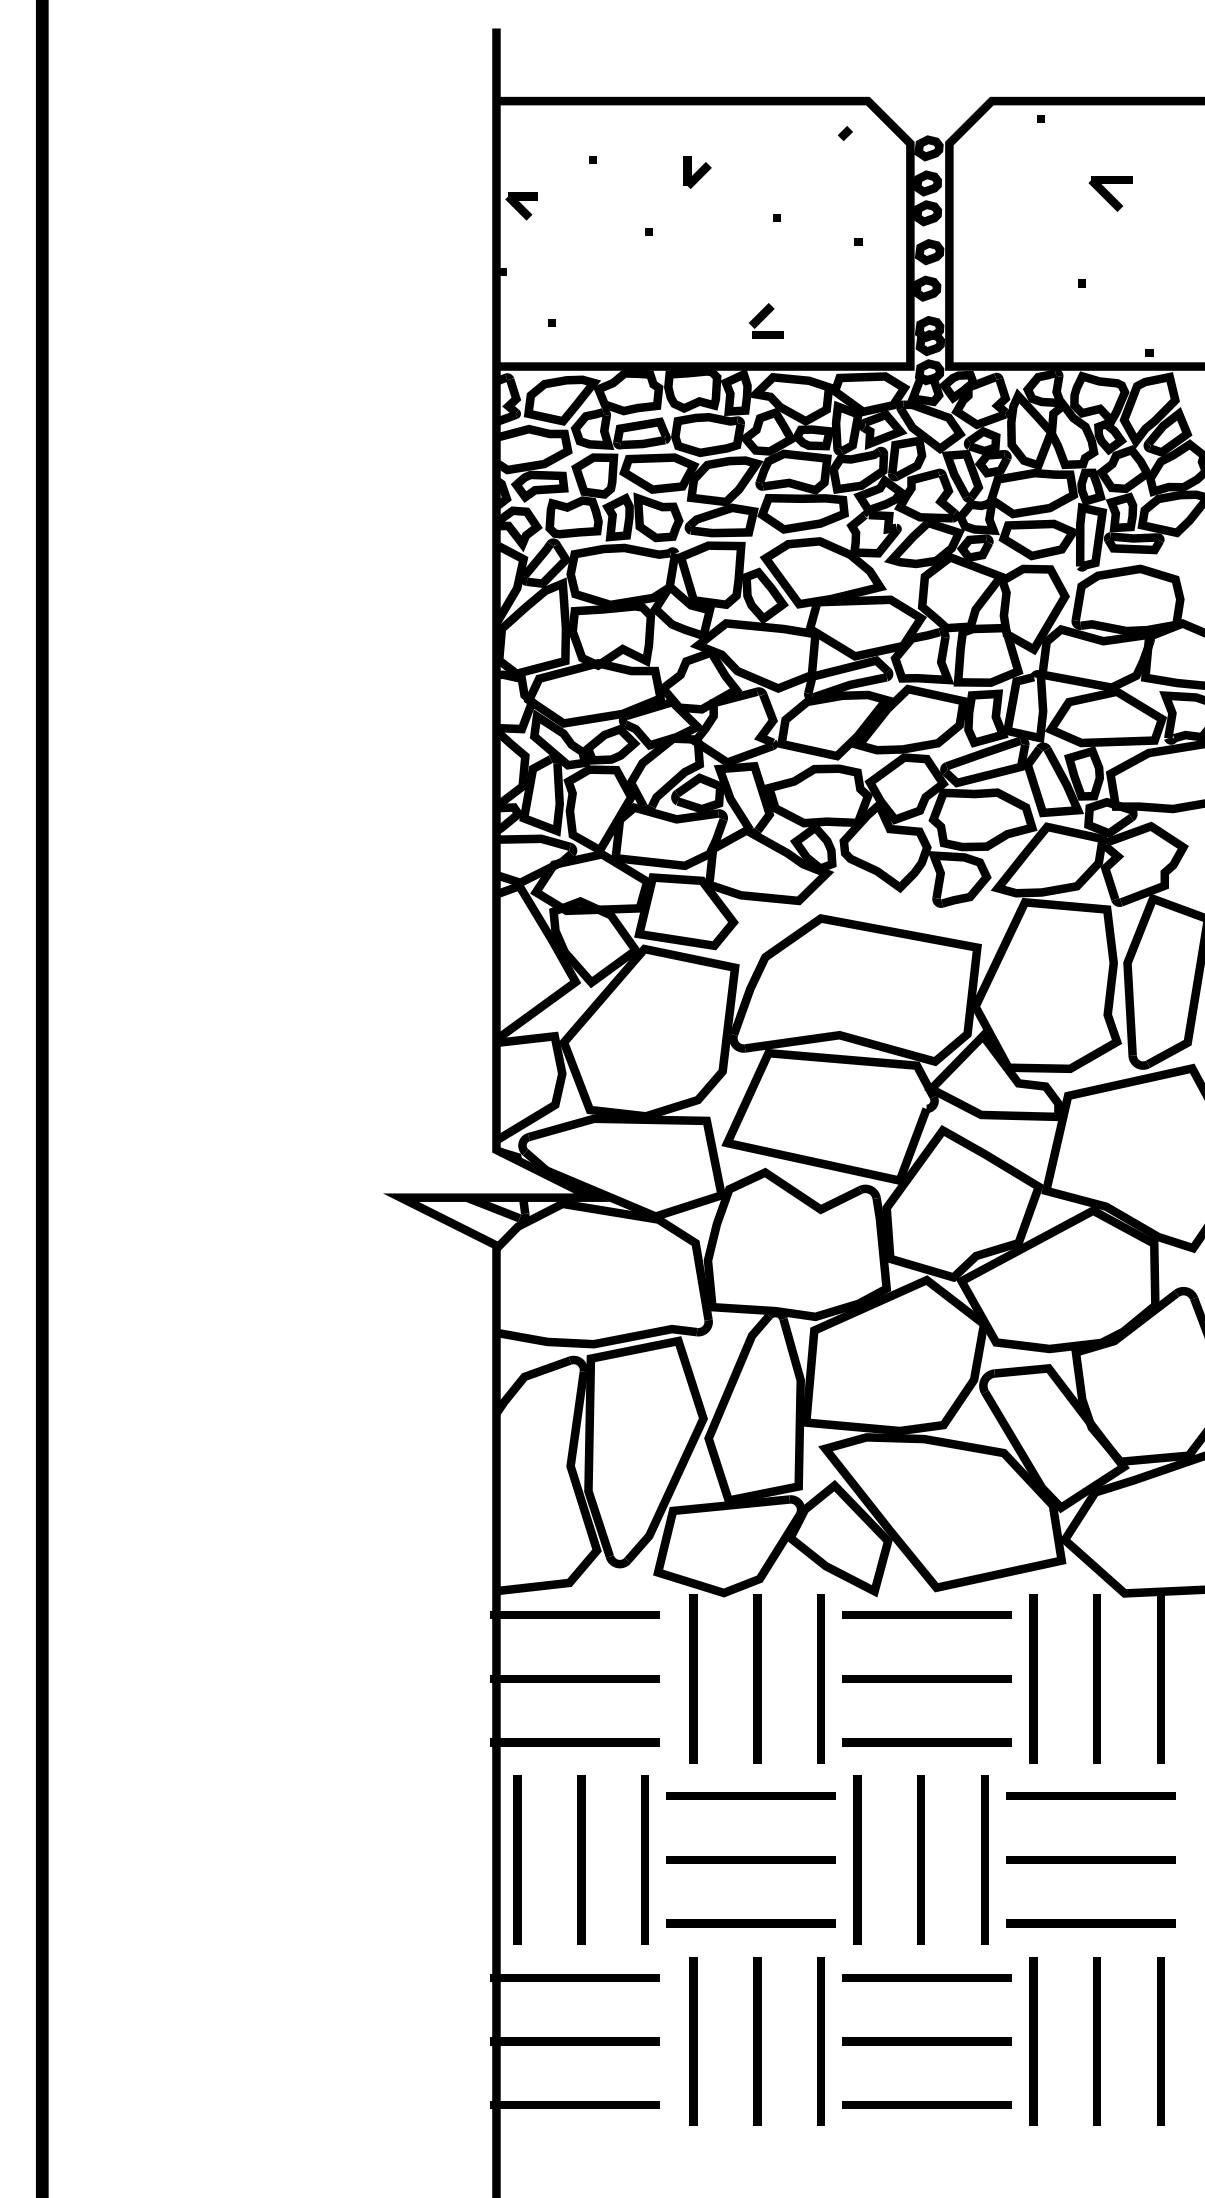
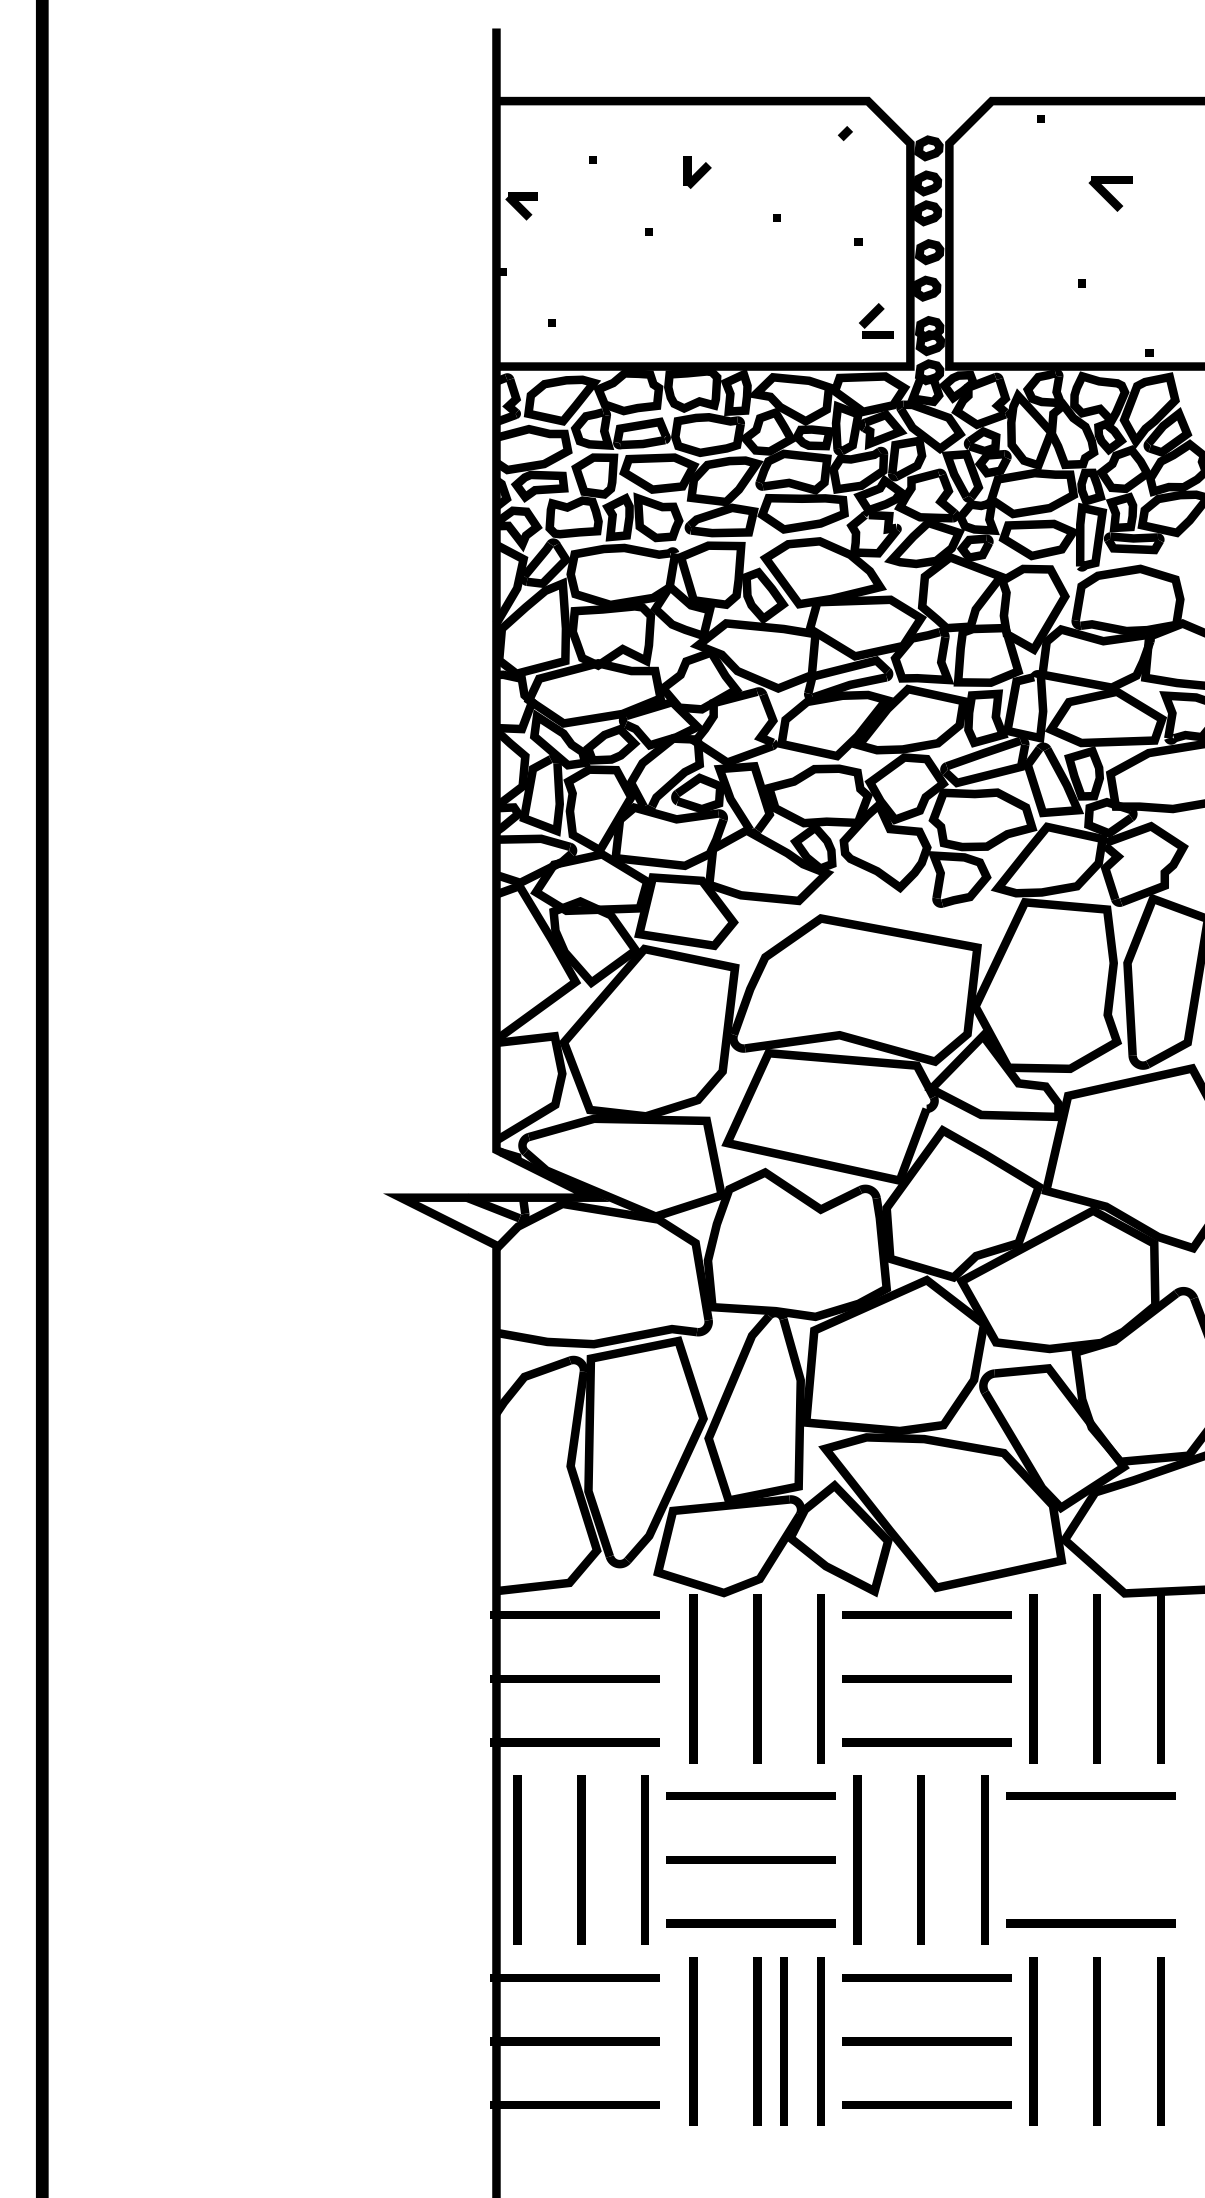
part position: (766, 320) -> (876, 320) (876, 320)
line: present -> none (1090, 1859)
line: none -> present (783, 2041)
